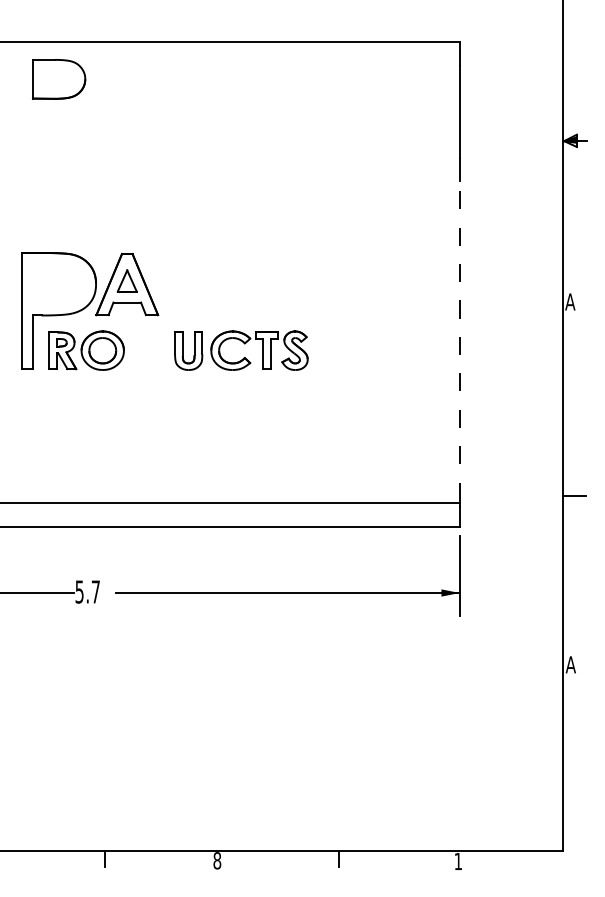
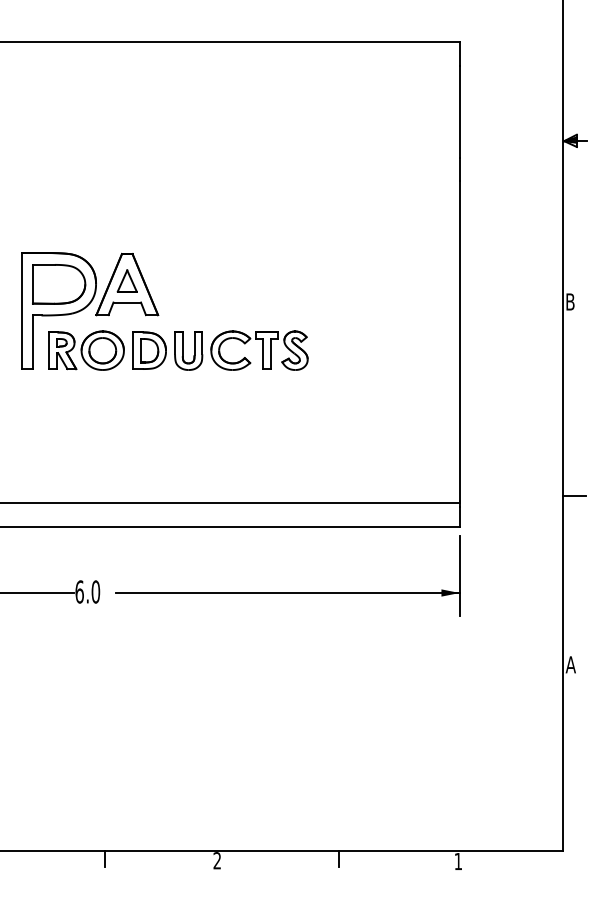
part position: (59, 79) -> (59, 284) (59, 284)
text: A -> B (570, 301)
line: dashed -> solid (459, 340)
part: none -> present (149, 350)
text: 5.7 -> 6.0 (87, 591)
text: 8 -> 2 (217, 860)
